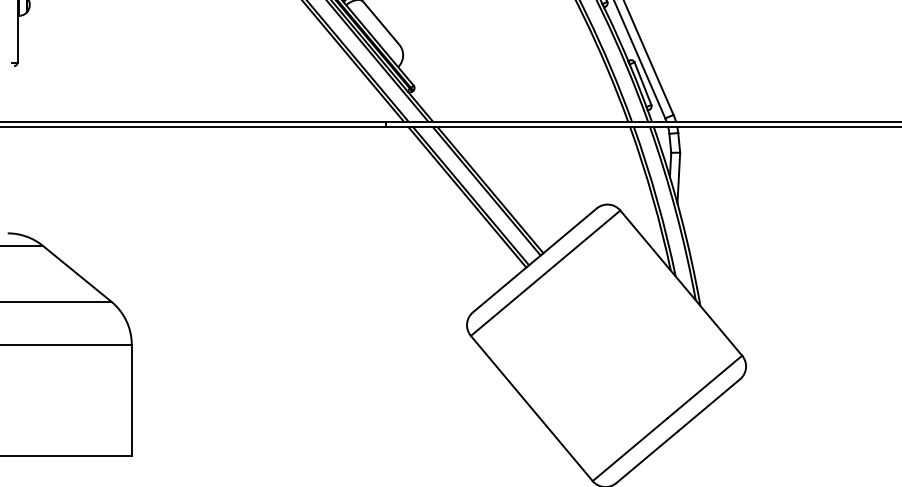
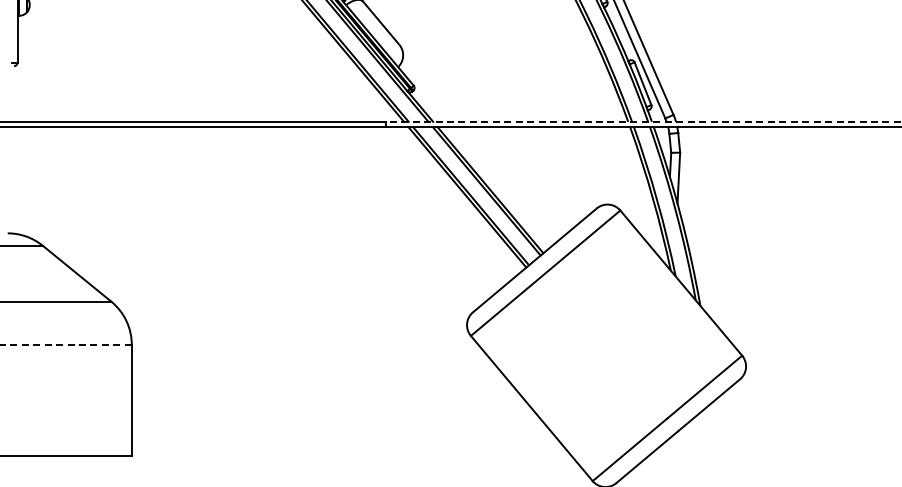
line: solid -> dashed (643, 121)
line: solid -> dashed (65, 344)
